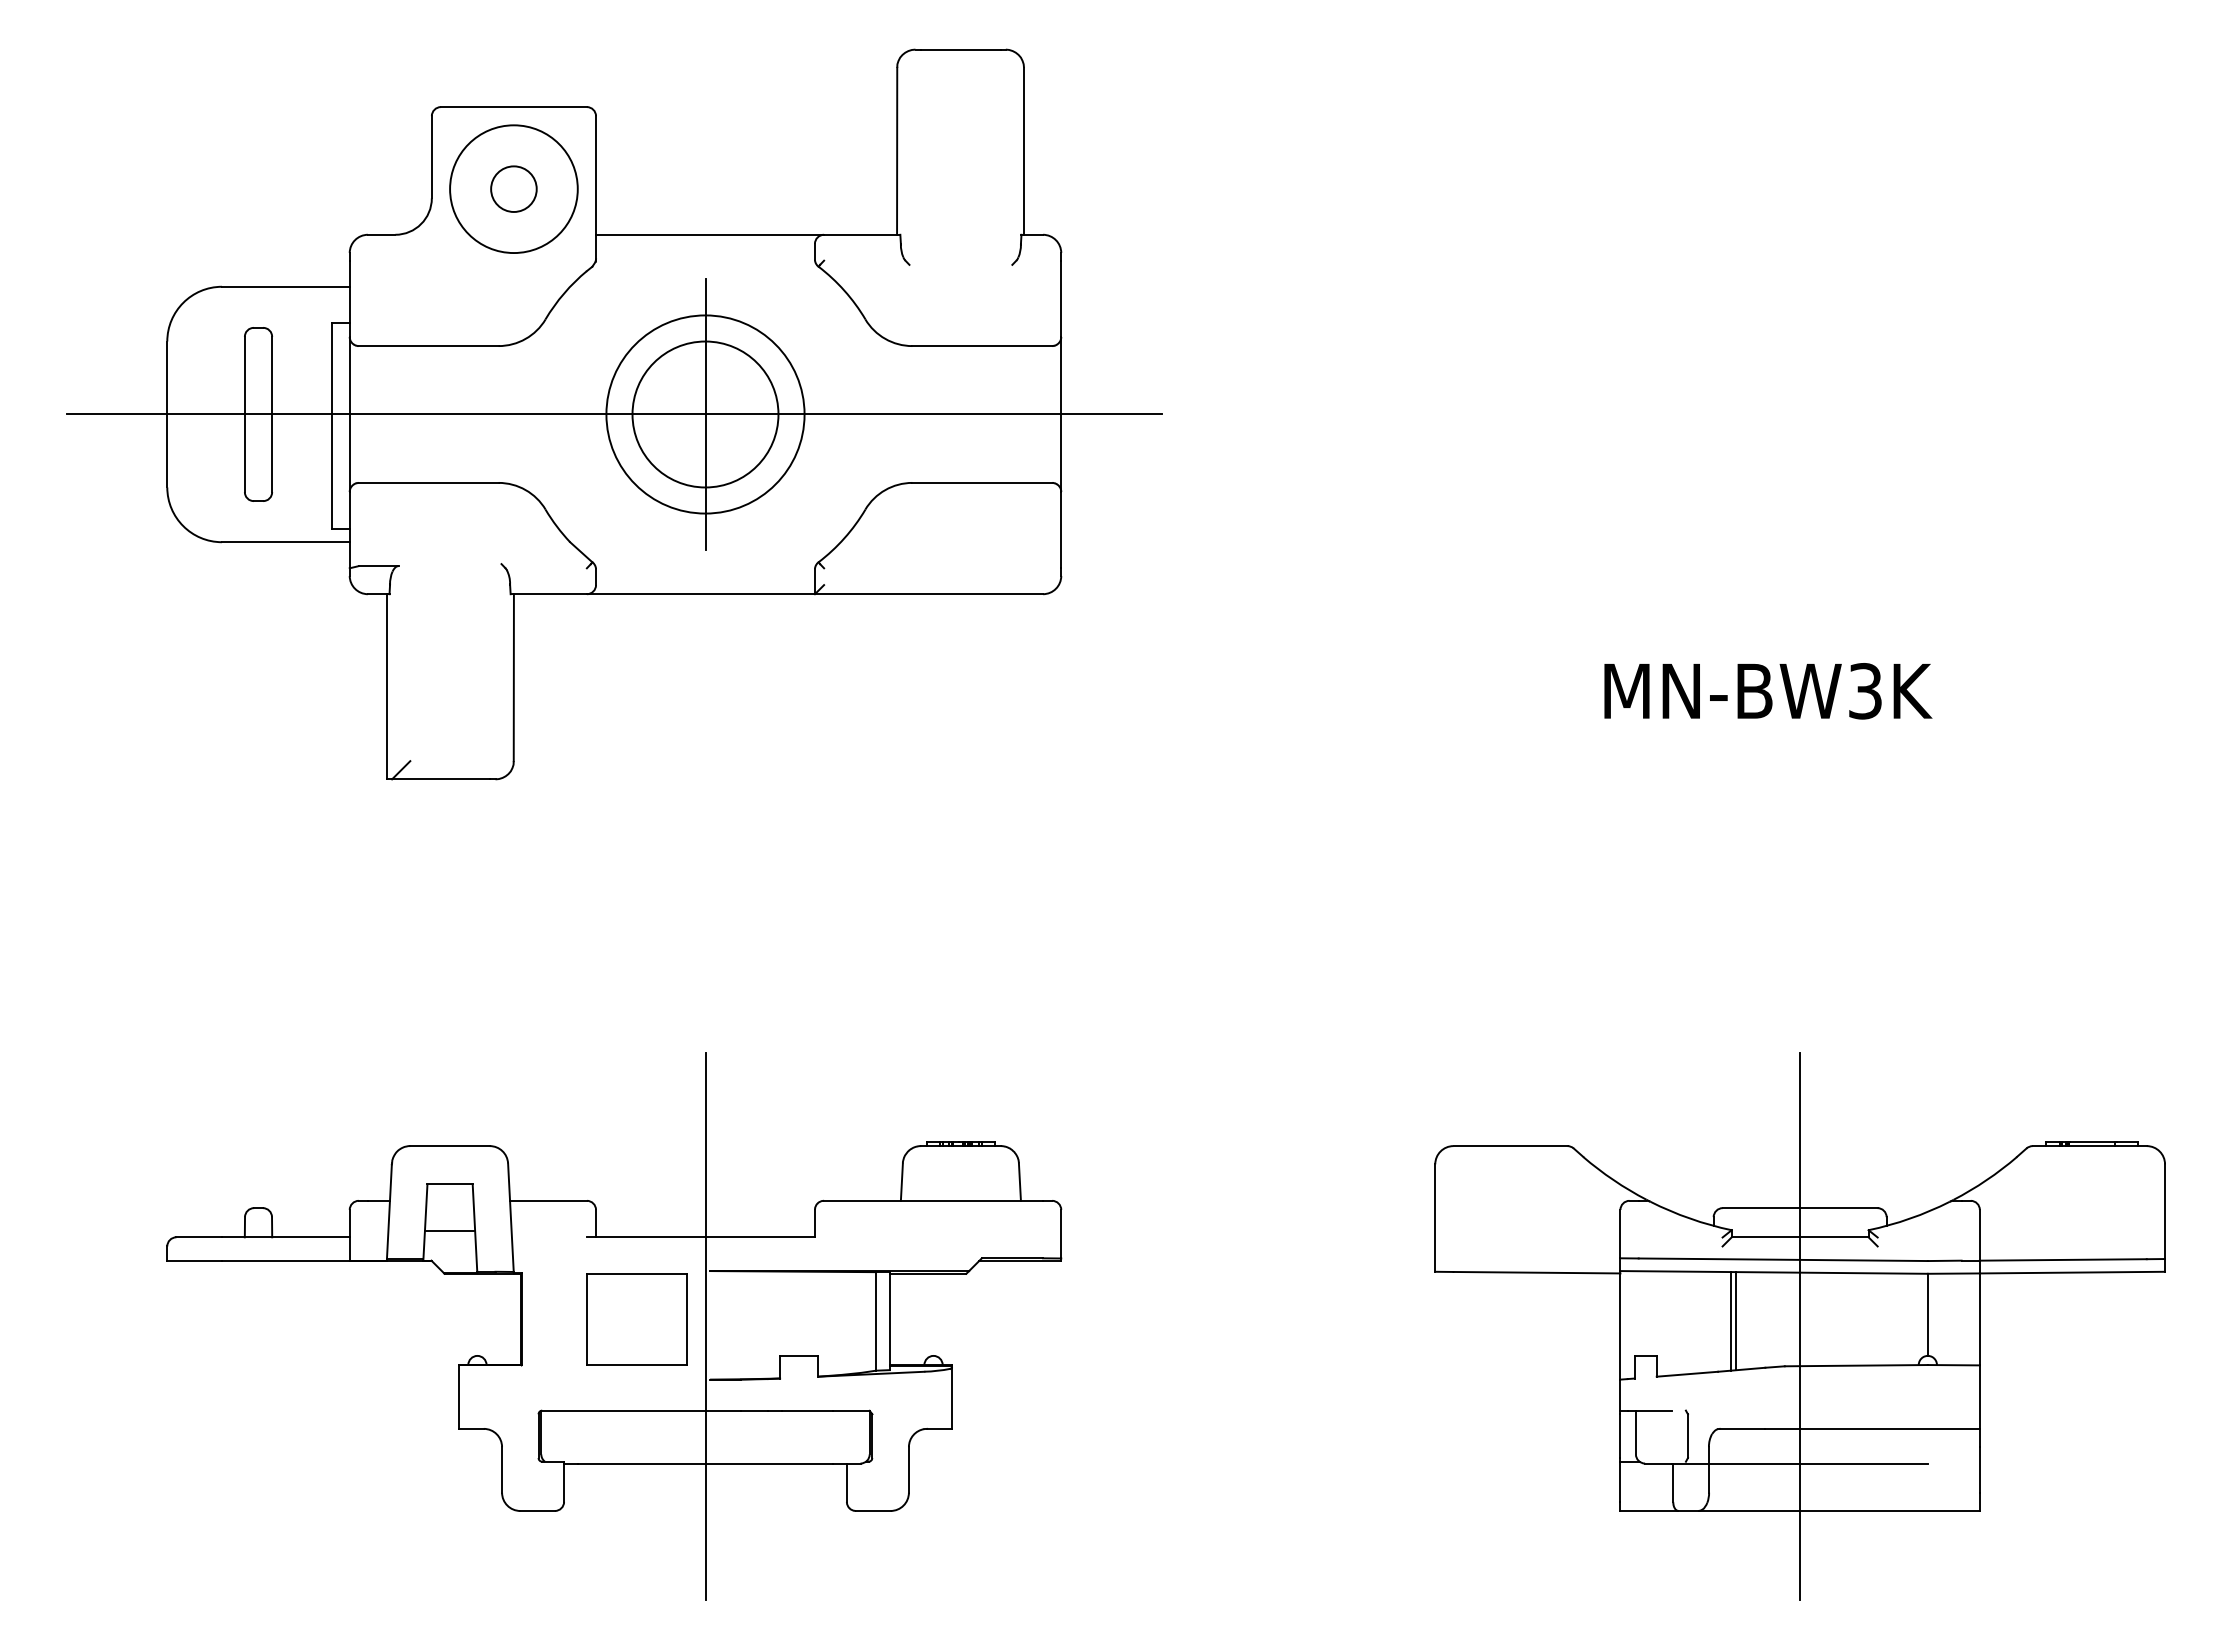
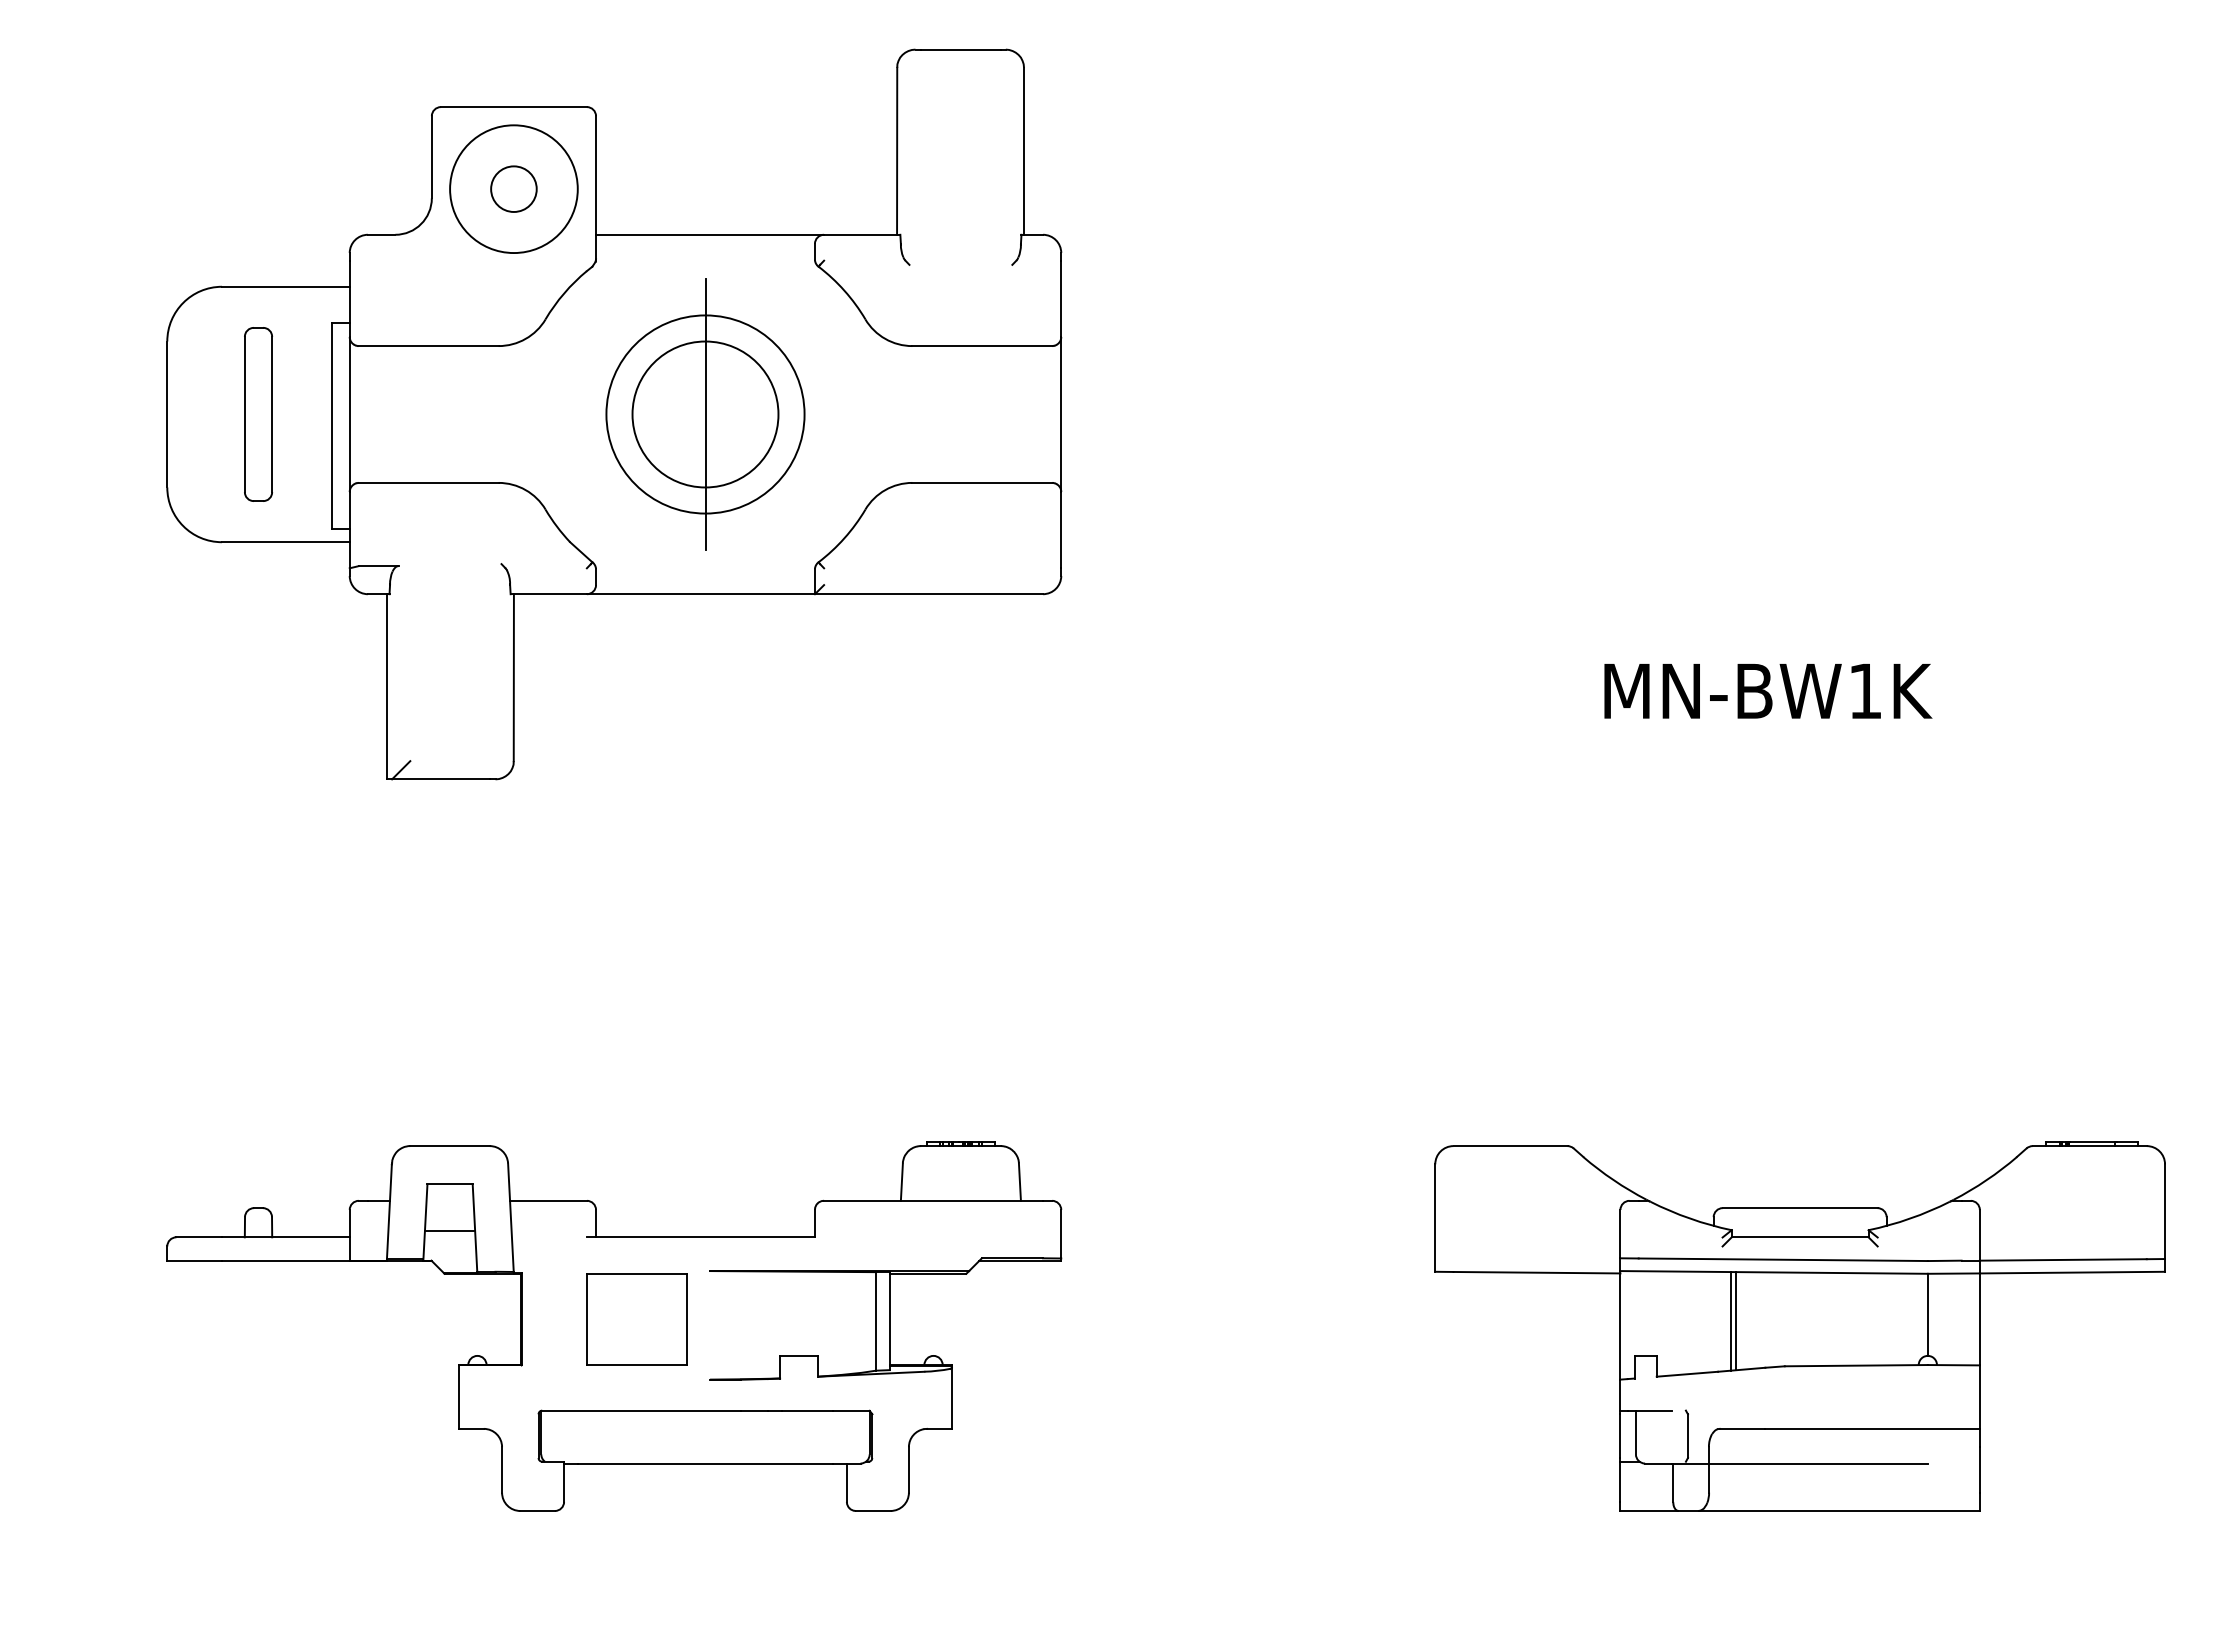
line: present -> none (613, 414)
text: MN-BW3K -> MN-BW1K (1865, 691)
line: present -> none (705, 1326)
line: present -> none (1800, 1326)
